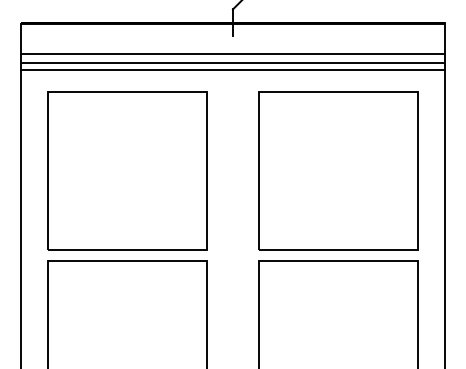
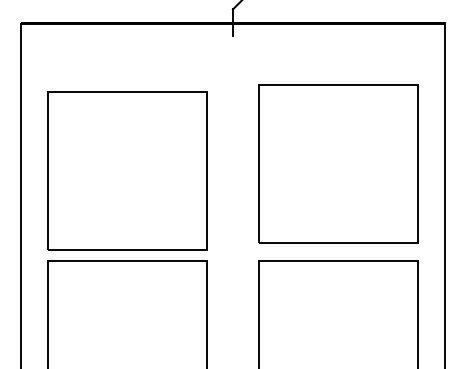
line: present -> none (232, 54)
line: present -> none (232, 62)
line: present -> none (232, 69)
part position: (338, 170) -> (338, 163) (338, 163)
